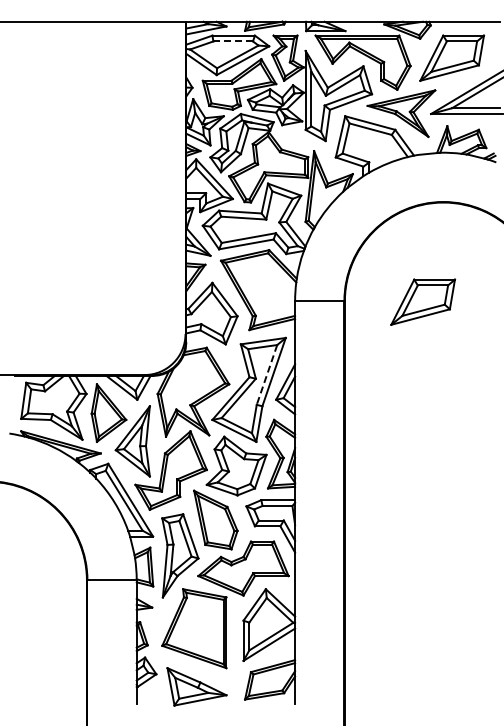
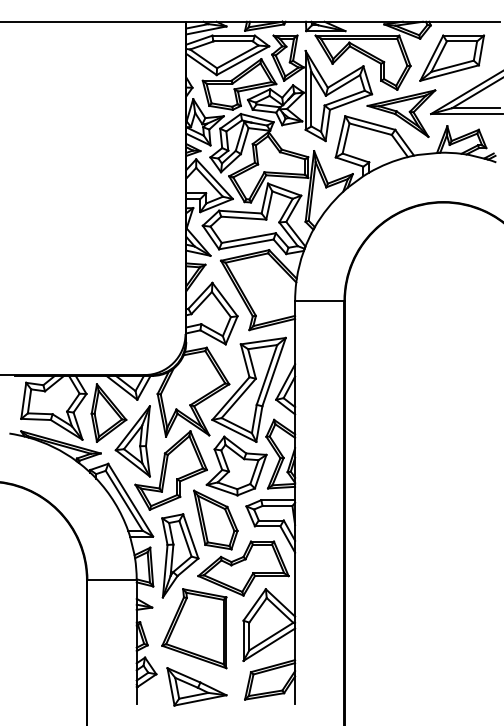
line: dashed -> solid (233, 41)
part: present -> none (423, 301)
line: dashed -> solid (267, 374)
